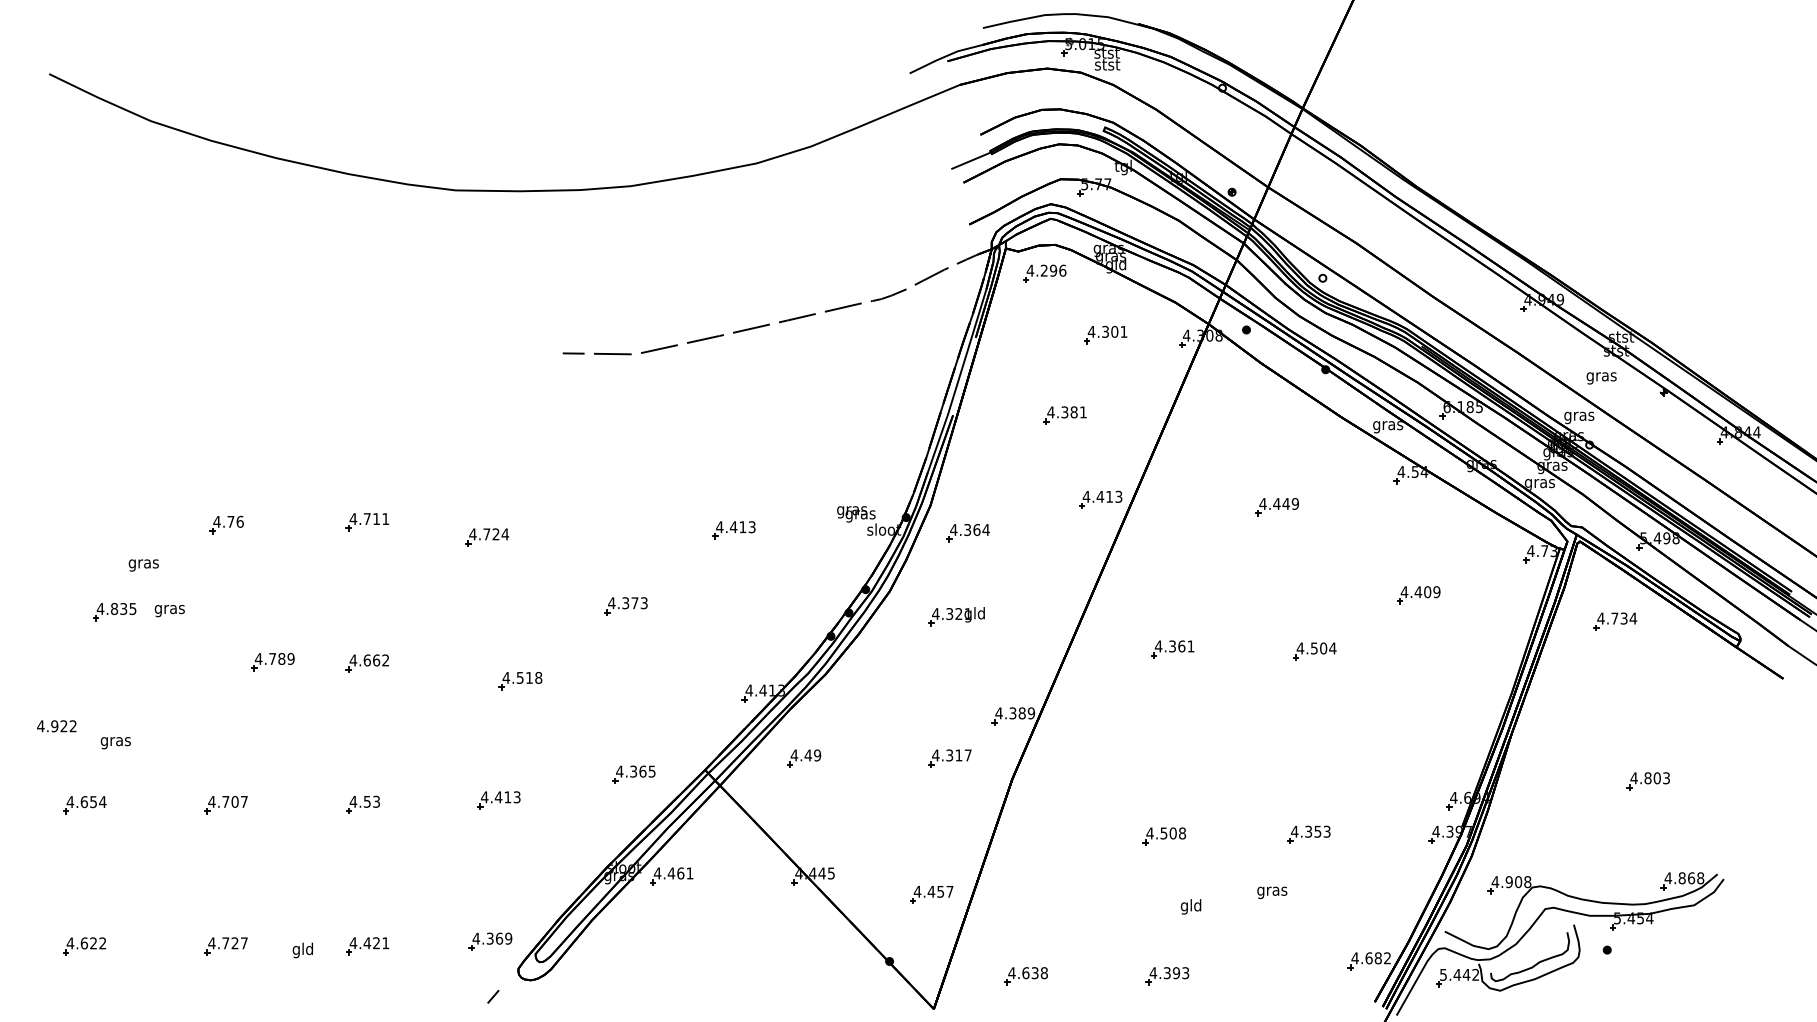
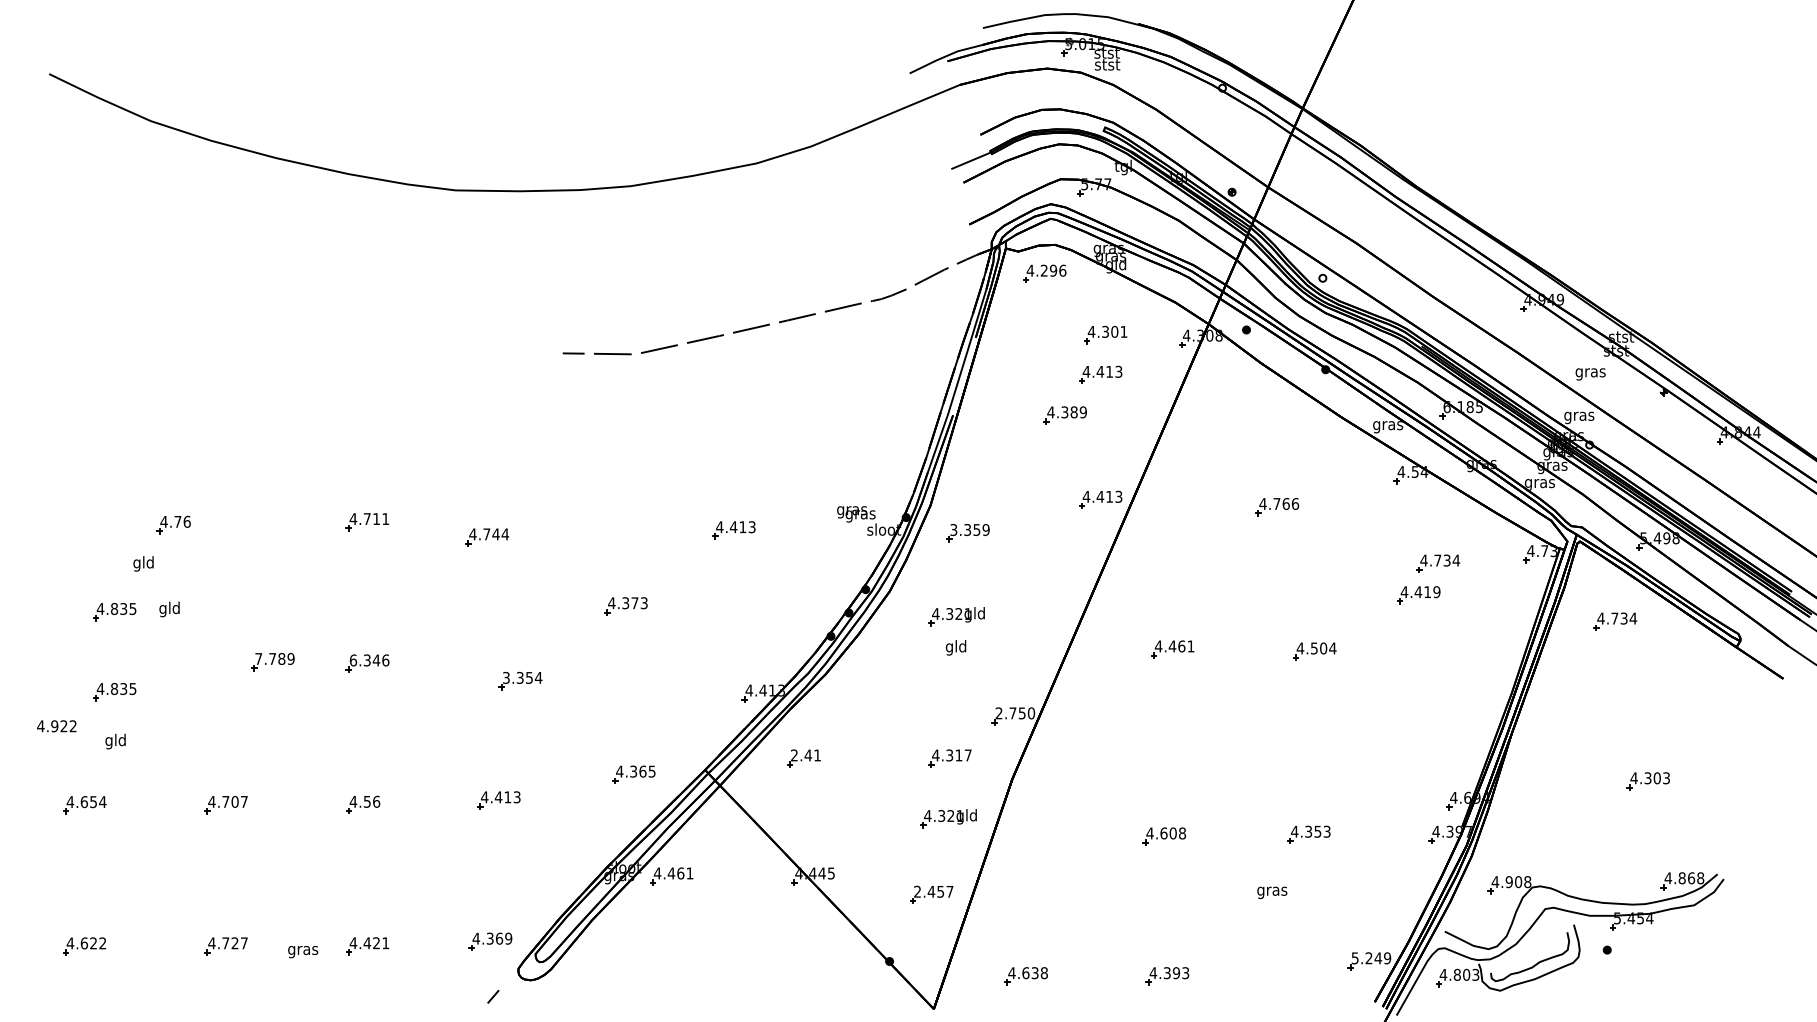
part: none -> present (1100, 374)
text position: (1601, 378) -> (1590, 374) (1590, 374)
text: 4.381 -> 4.389 (1082, 412)
text: 4.449 -> 4.766 (1286, 503)
part position: (226, 524) -> (173, 524) (173, 524)
text: 4.364 -> 3.359 (969, 530)
text: 4.724 -> 4.744 (495, 534)
text: gras -> gld (143, 563)
part: none -> present (1438, 563)
text: 4.409 -> 4.419 (1427, 592)
text: gras -> gld (169, 609)
text: 4.361 -> 4.461 (1172, 646)
text: 4.789 -> 7.789 (258, 658)
text: 4.662 -> 6.346 (369, 660)
text: 4.518 -> 3.354 (522, 677)
part: none -> present (114, 692)
text: 4.389 -> 2.750 (1014, 713)
text: gras -> gld (115, 741)
text: 4.49 -> 2.41 (805, 755)
text: 4.803 -> 4.303 (1647, 778)
text: 4.53 -> 4.56 (376, 801)
part: none -> present (948, 818)
text: 4.508 -> 4.608 (1163, 833)
text: 4.457 -> 2.457 (917, 891)
text position: (1190, 906) -> (955, 647) (955, 647)
text: gld -> gras (303, 950)
text: 4.682 -> 5.249 (1371, 958)
text: 5.442 -> 4.803 (1459, 974)
